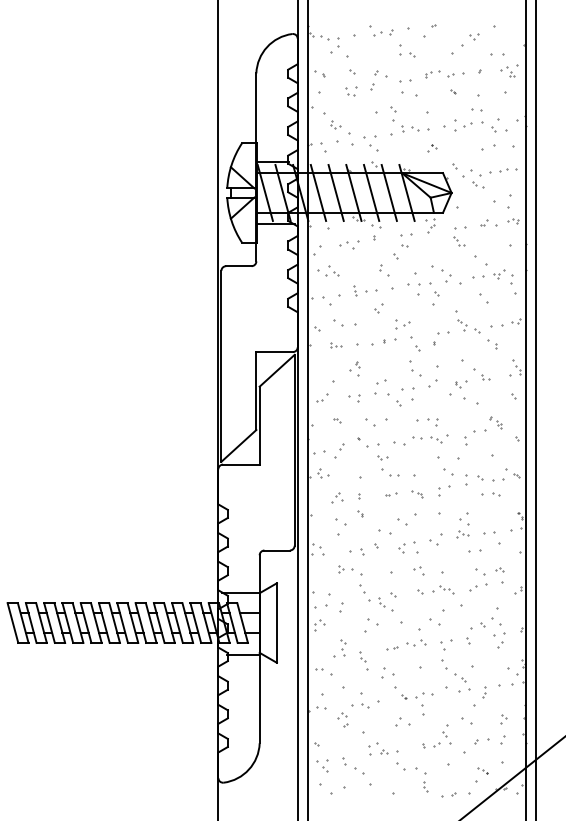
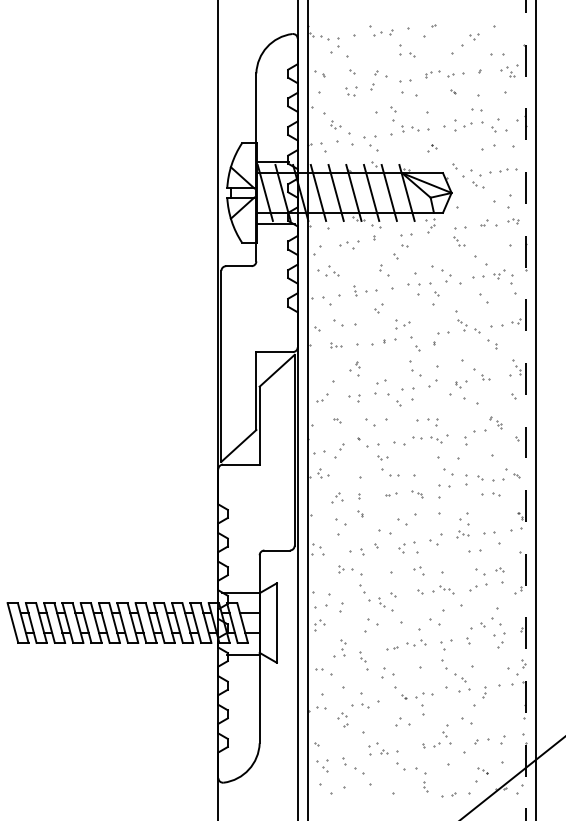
line: solid -> dashed (526, 410)
part size: 3x10 px -> 3x15 px (439, 491)
part: present -> none (503, 719)
